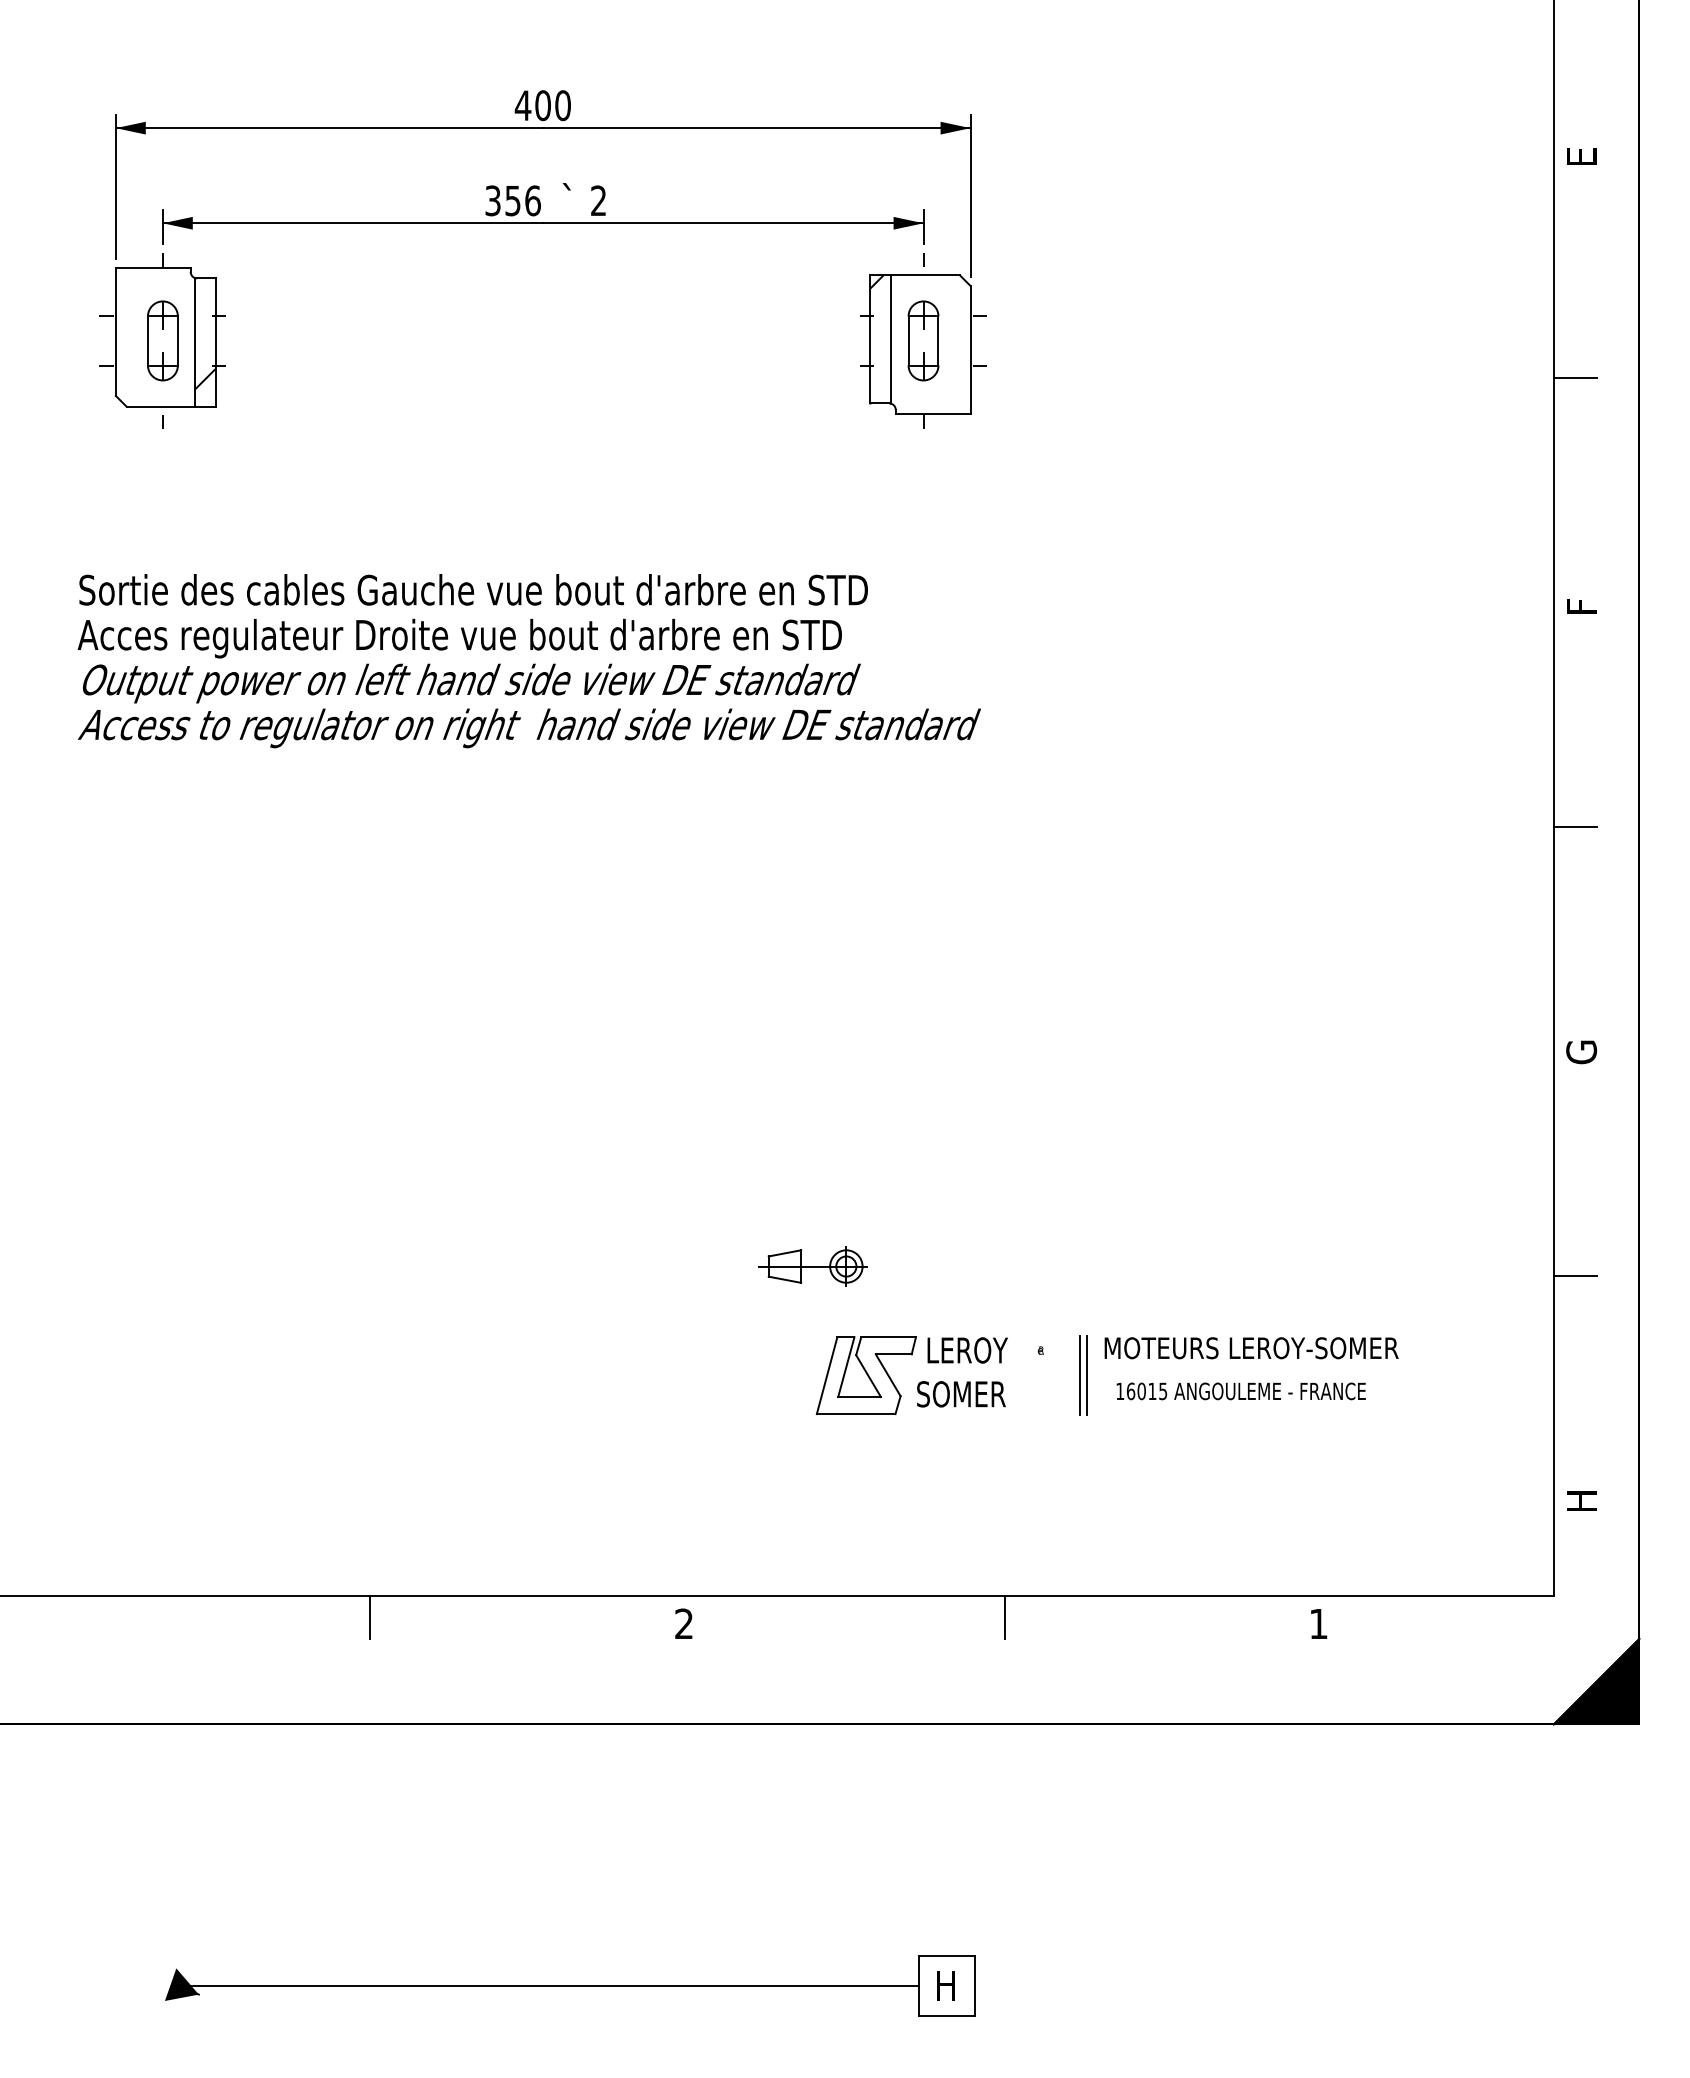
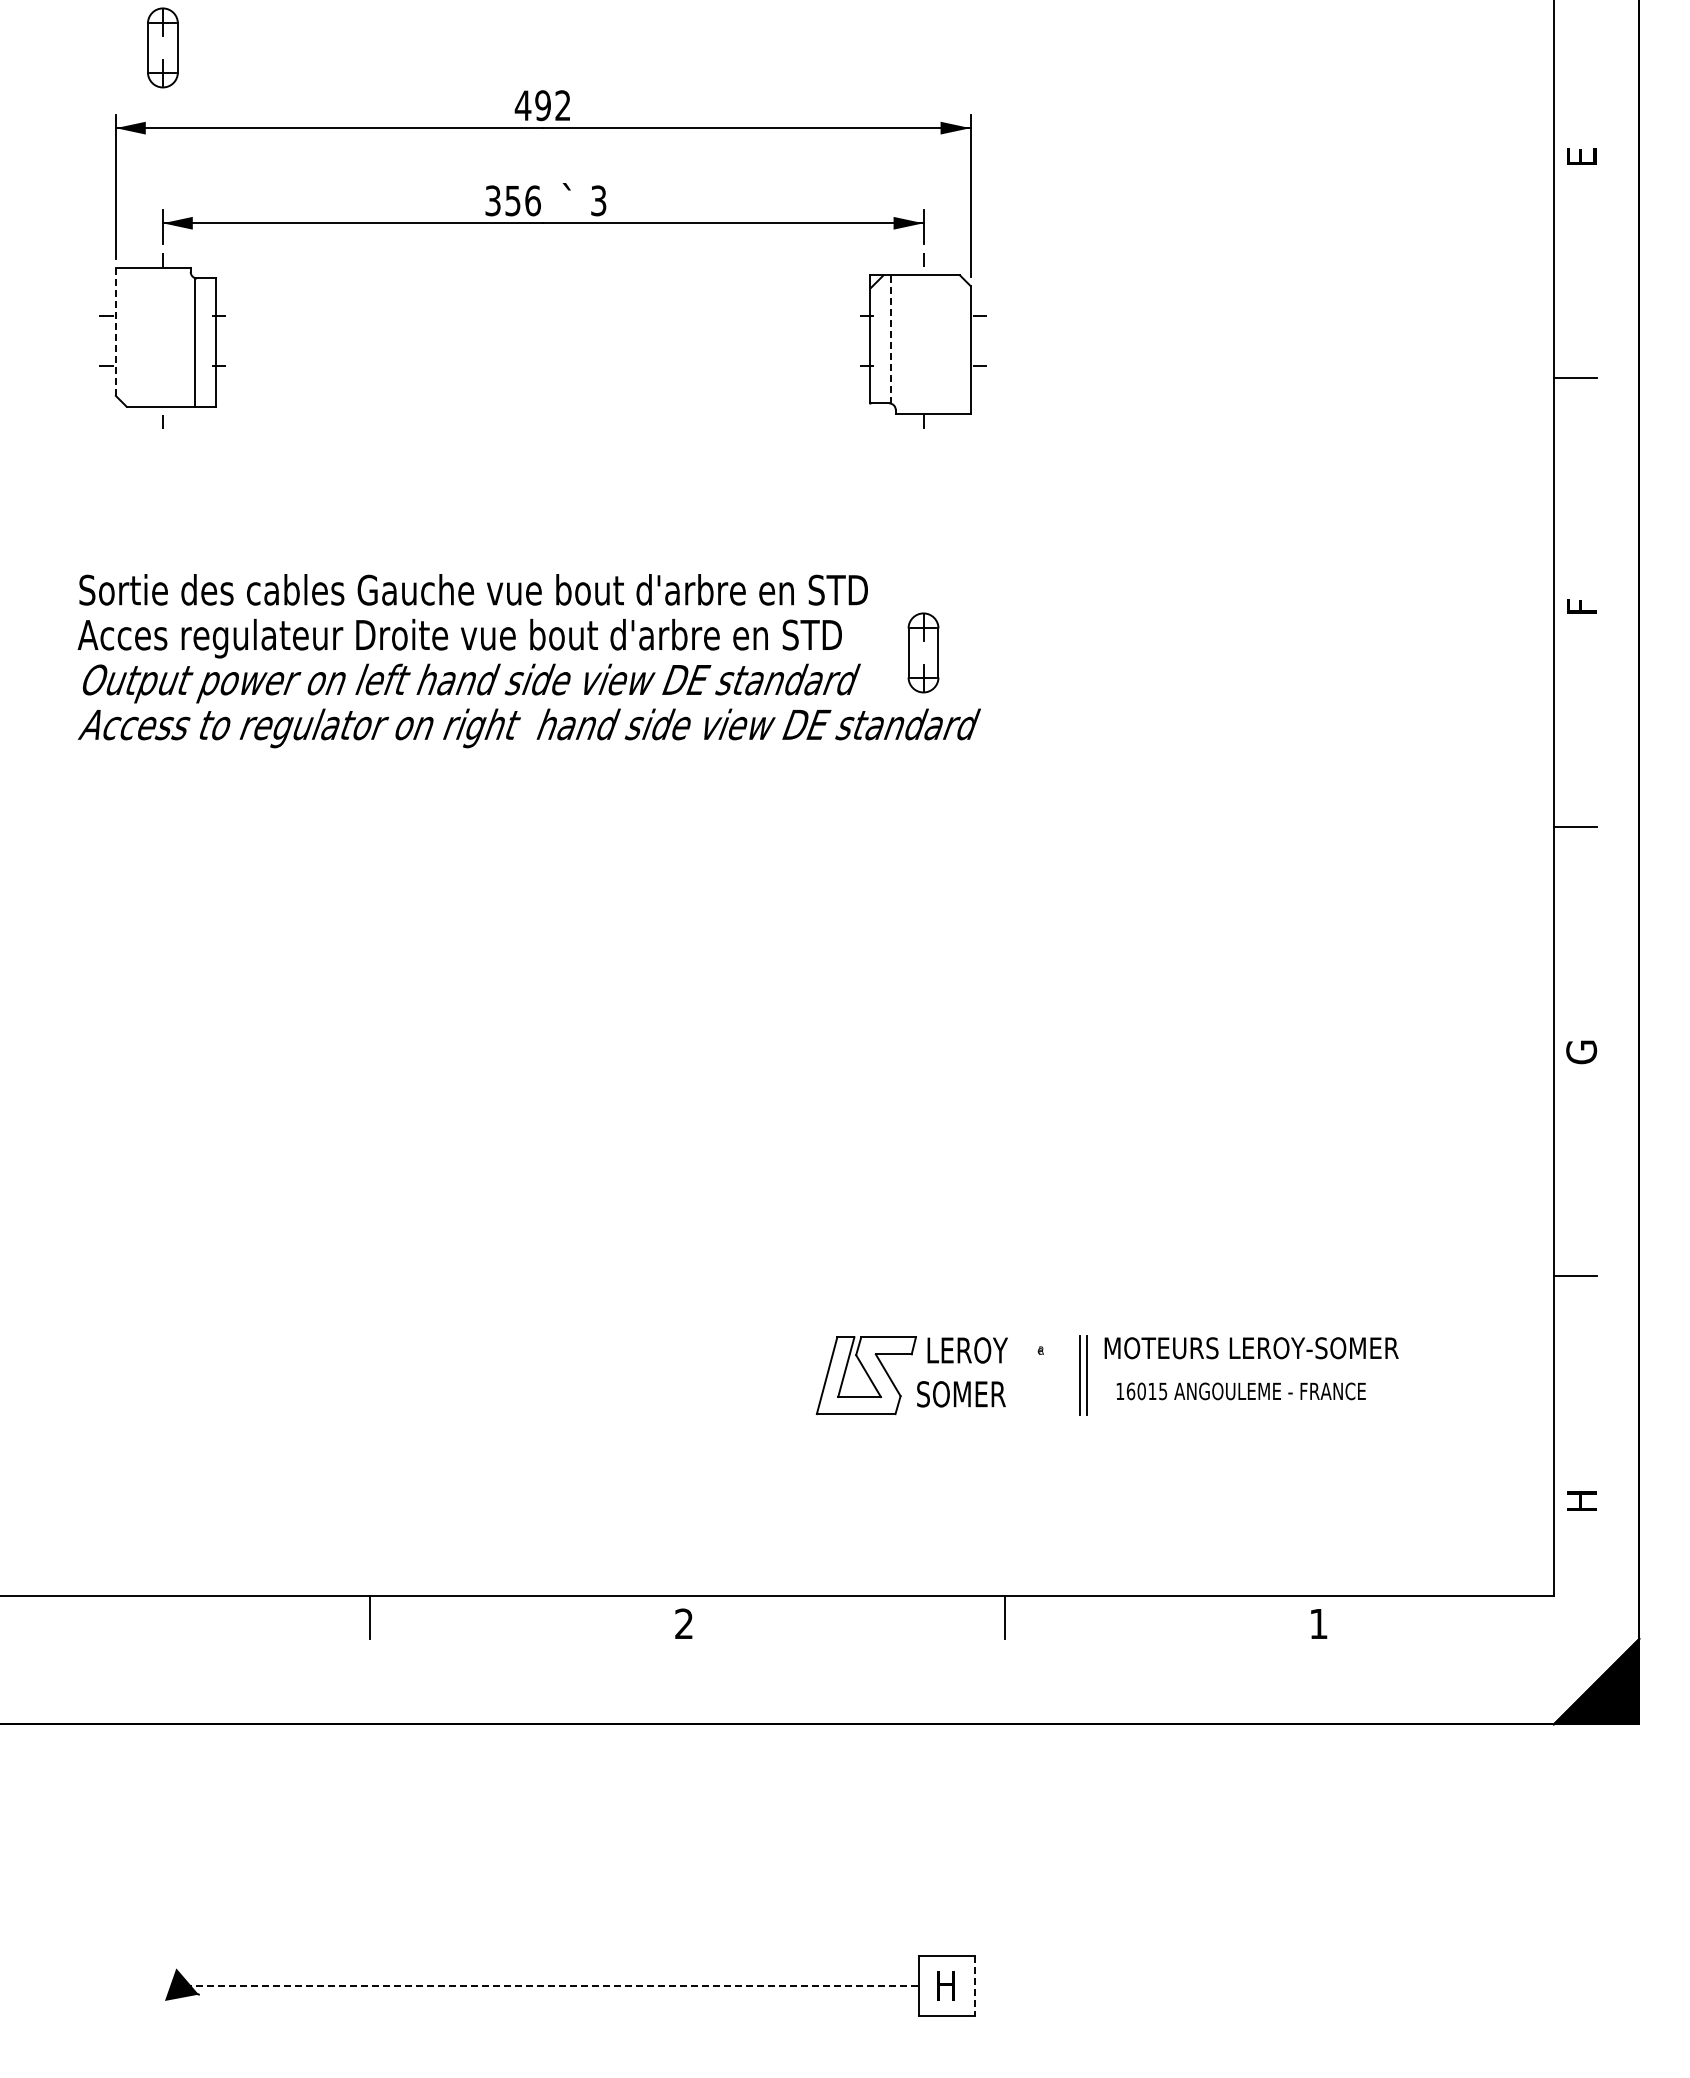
text: 400 -> 492 (552, 105)
text: 2 -> 3 (598, 200)
line: solid -> dashed (115, 332)
line: solid -> dashed (891, 339)
part position: (162, 340) -> (162, 47) (162, 47)
part position: (923, 340) -> (923, 652) (923, 652)
hatch: present -> none (205, 378)
part: present -> none (812, 1266)
line: solid -> dashed (546, 1985)
line: solid -> dashed (974, 1985)
